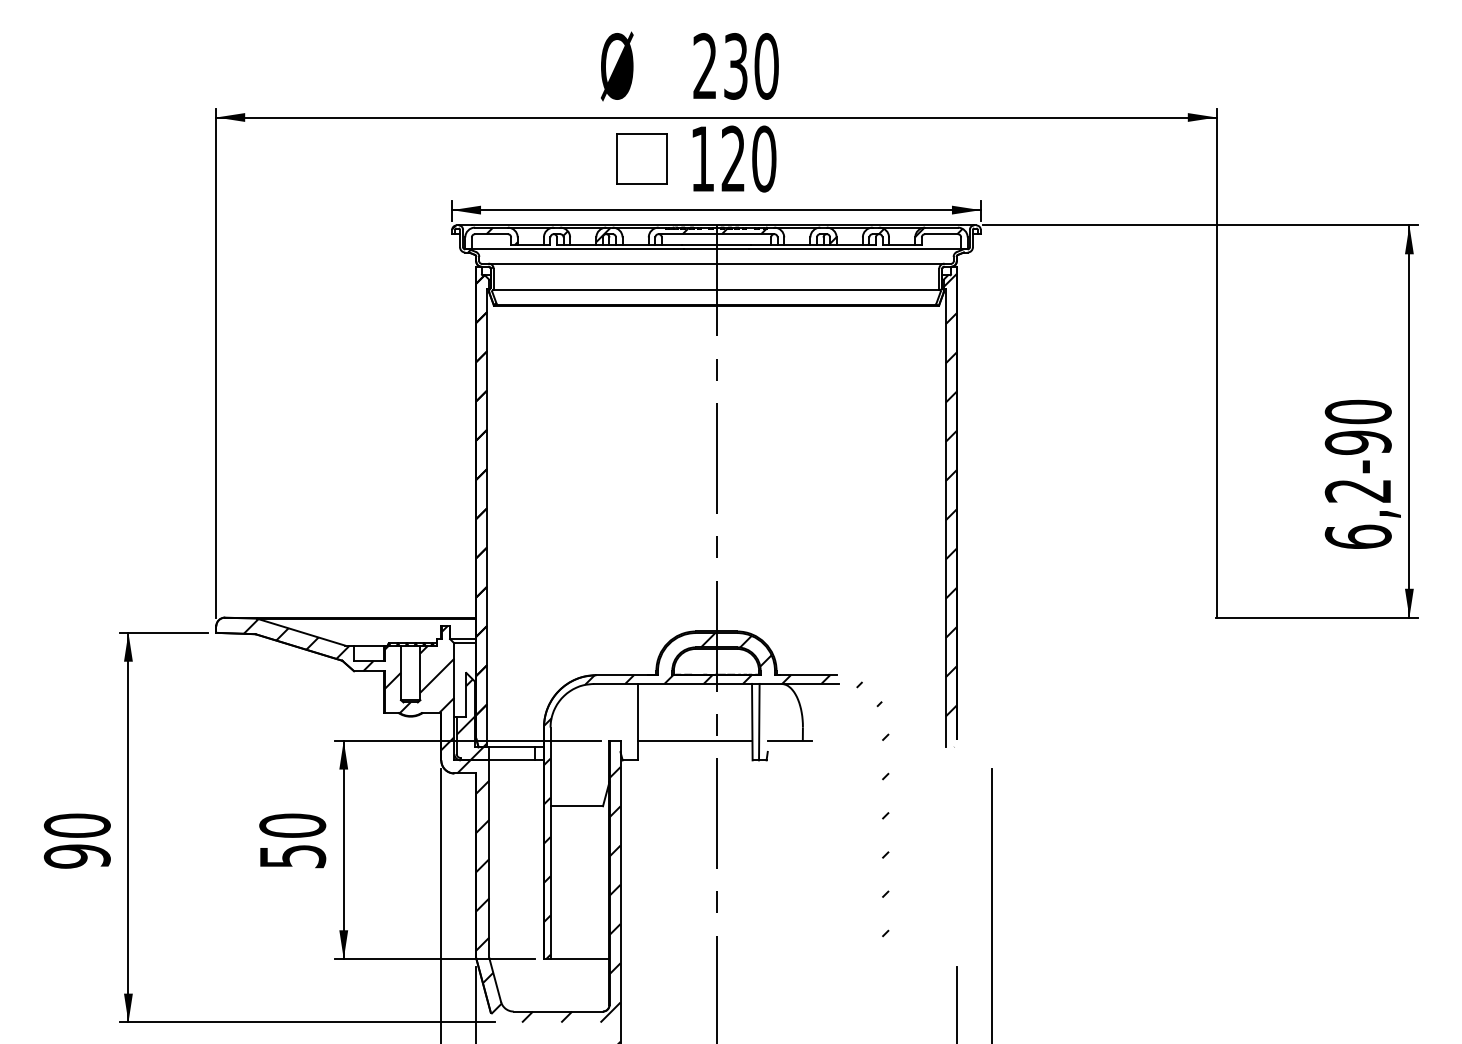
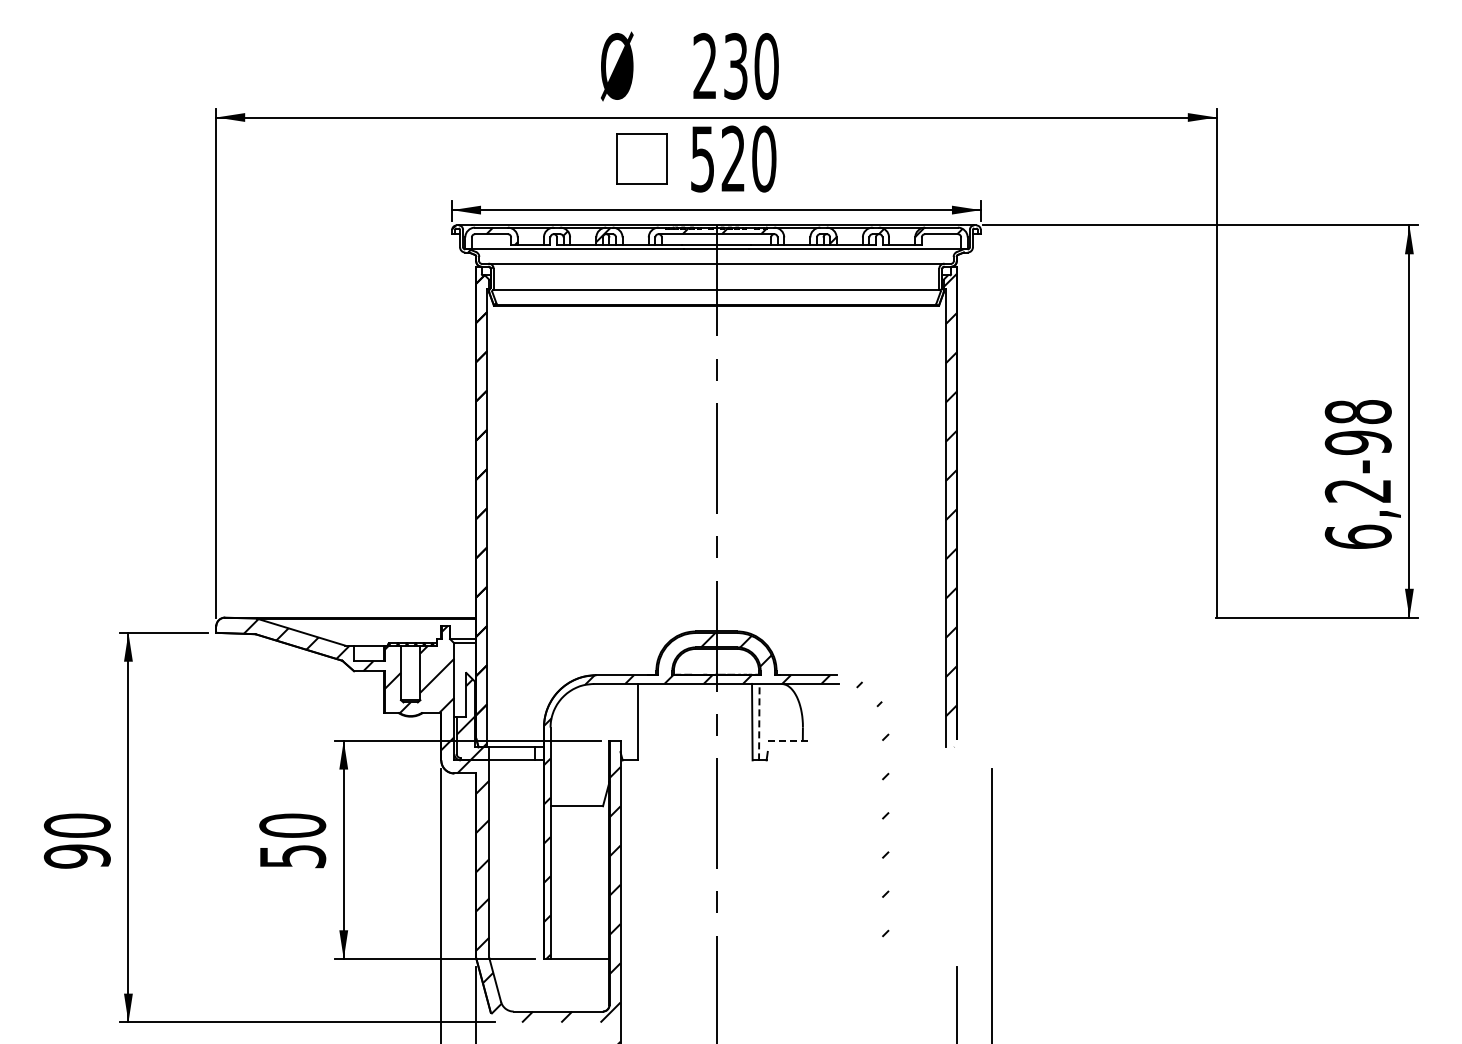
text: 120 -> 520 (702, 159)
text: 6,2-90 -> 6,2-98 (1358, 411)
line: solid -> dashed (759, 721)
line: present -> none (694, 740)
line: solid -> dashed (790, 740)
